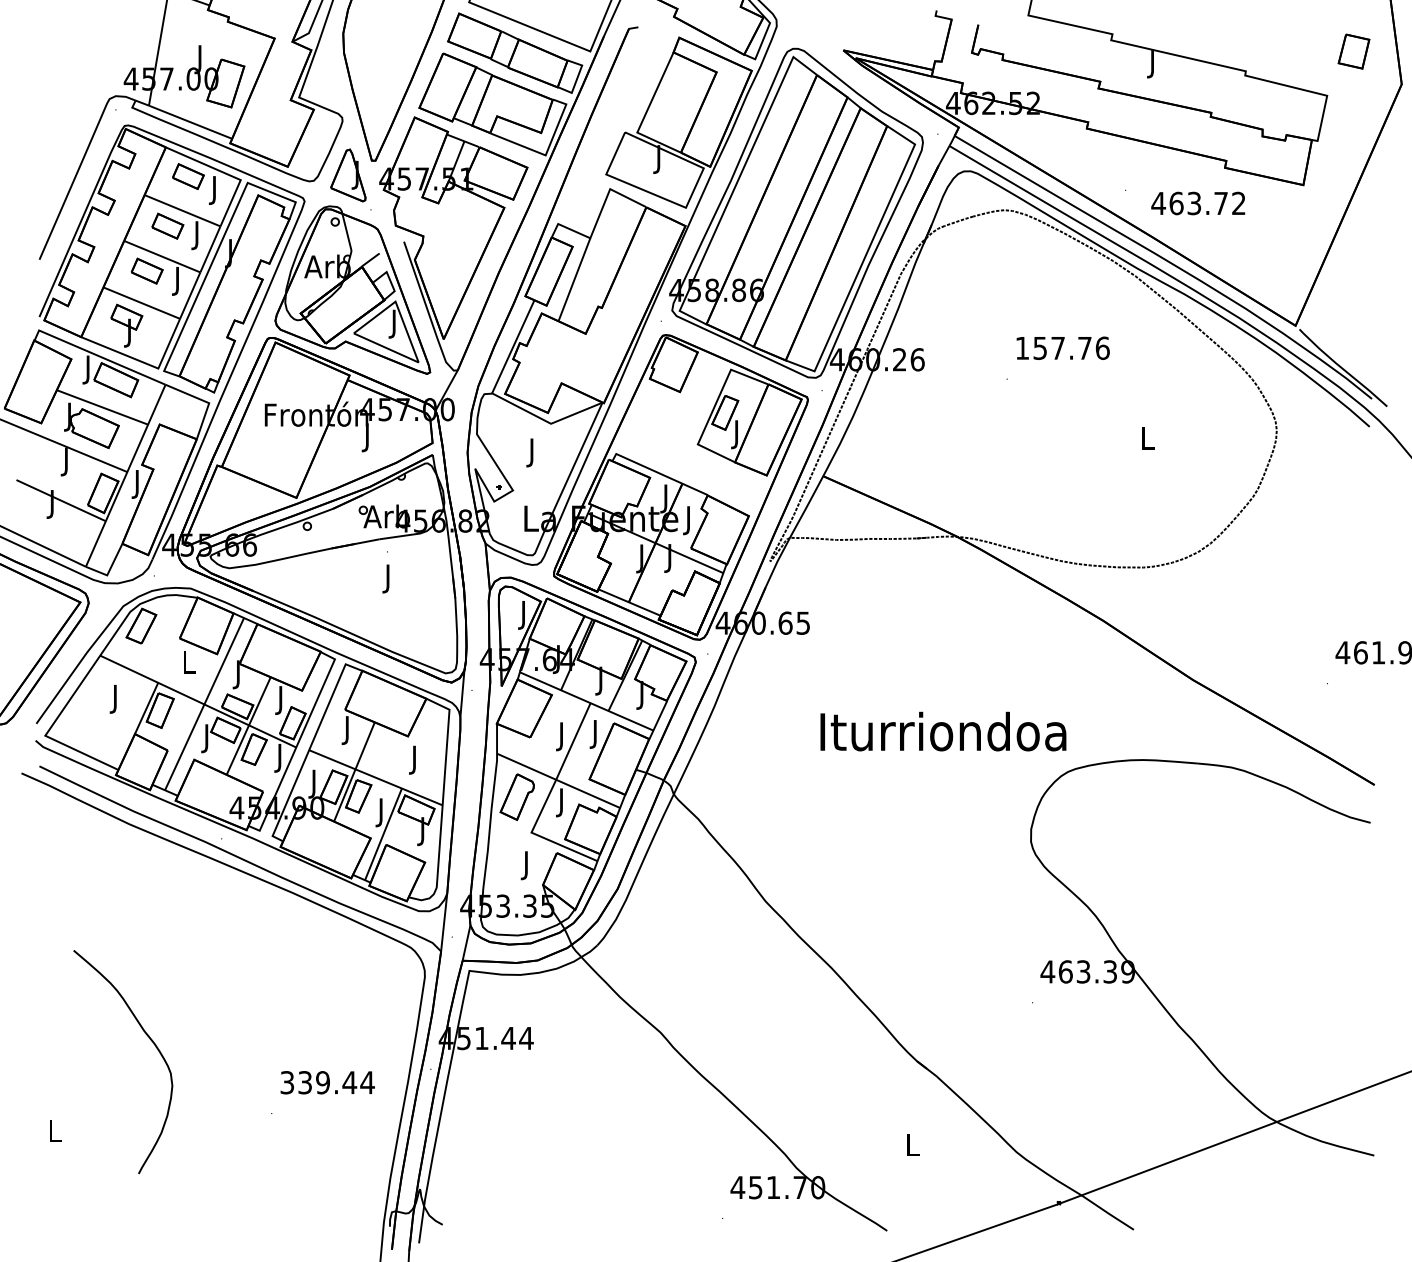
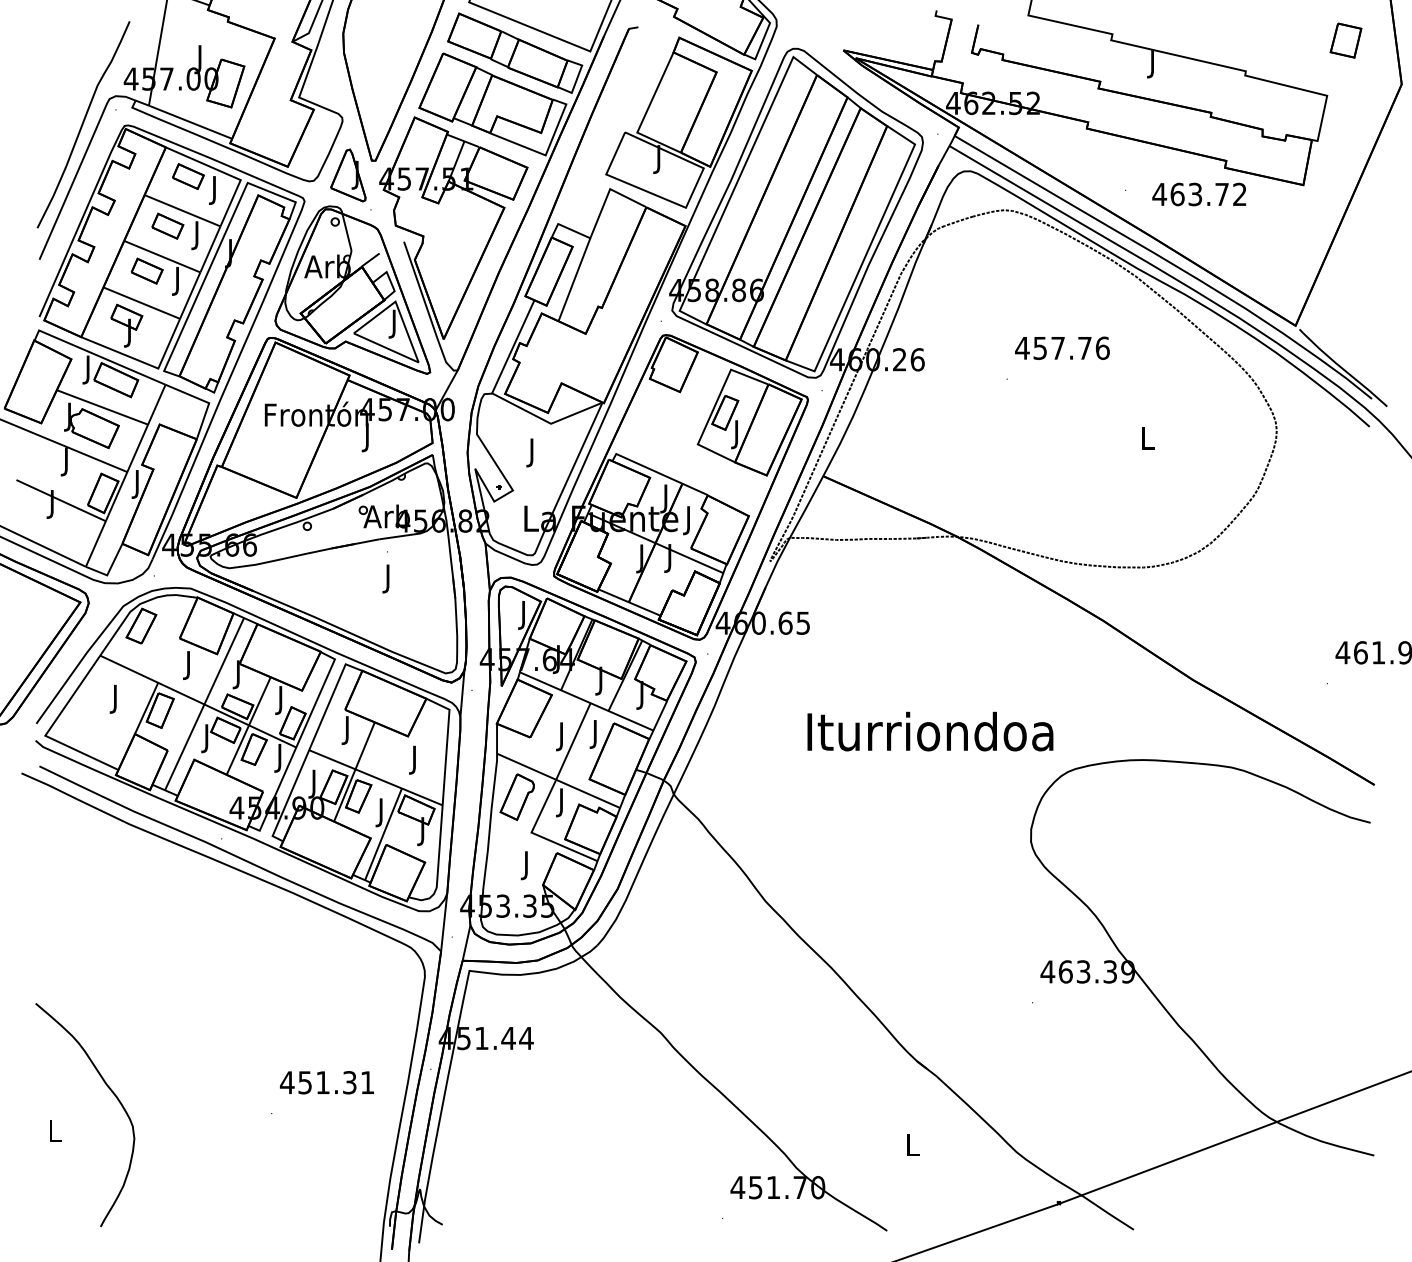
part position: (1353, 51) -> (1345, 40) (1345, 40)
curve: none -> present (83, 124)
text position: (1198, 203) -> (1199, 194) (1199, 194)
text: 157.76 -> 457.76 (1022, 348)
text: L -> J (189, 665)
text position: (943, 731) -> (930, 731) (930, 731)
curve position: (149, 1039) -> (111, 1092) (111, 1092)
text: 339.44 -> 451.31 (326, 1082)
